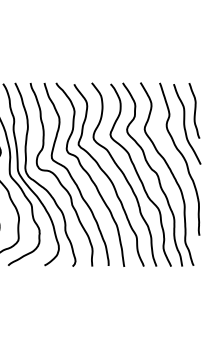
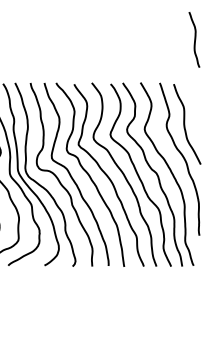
curve position: (194, 110) -> (194, 39) (194, 39)
